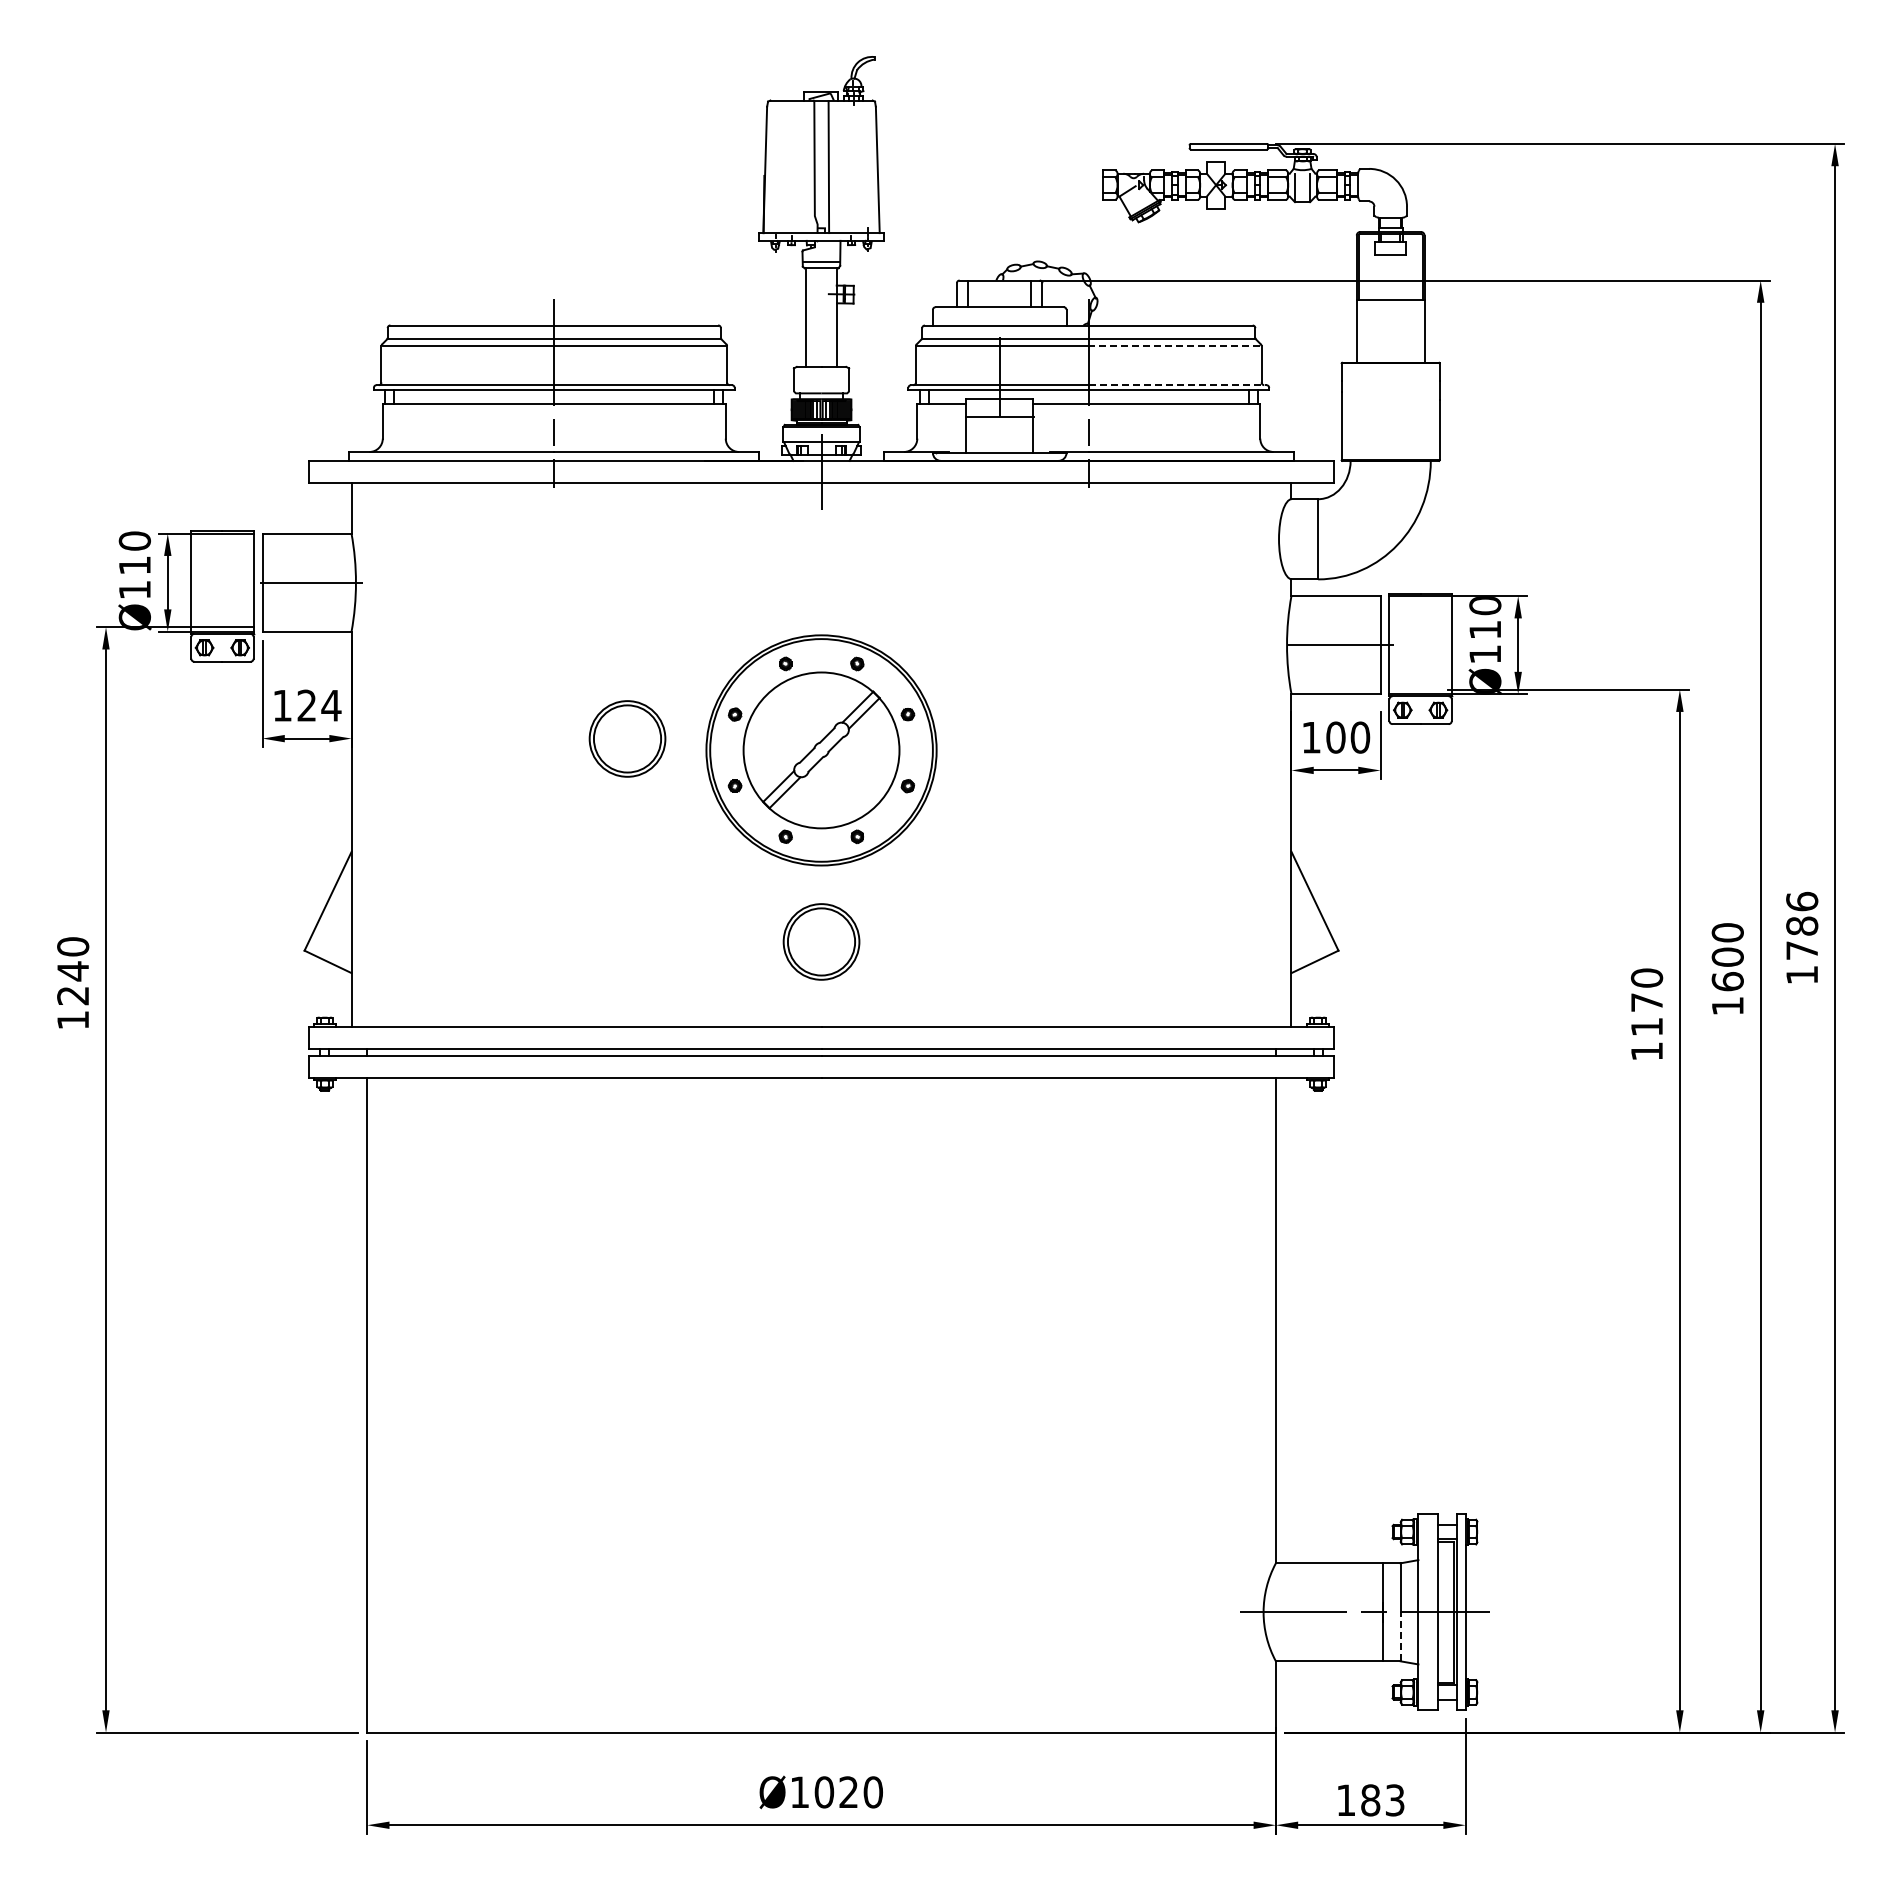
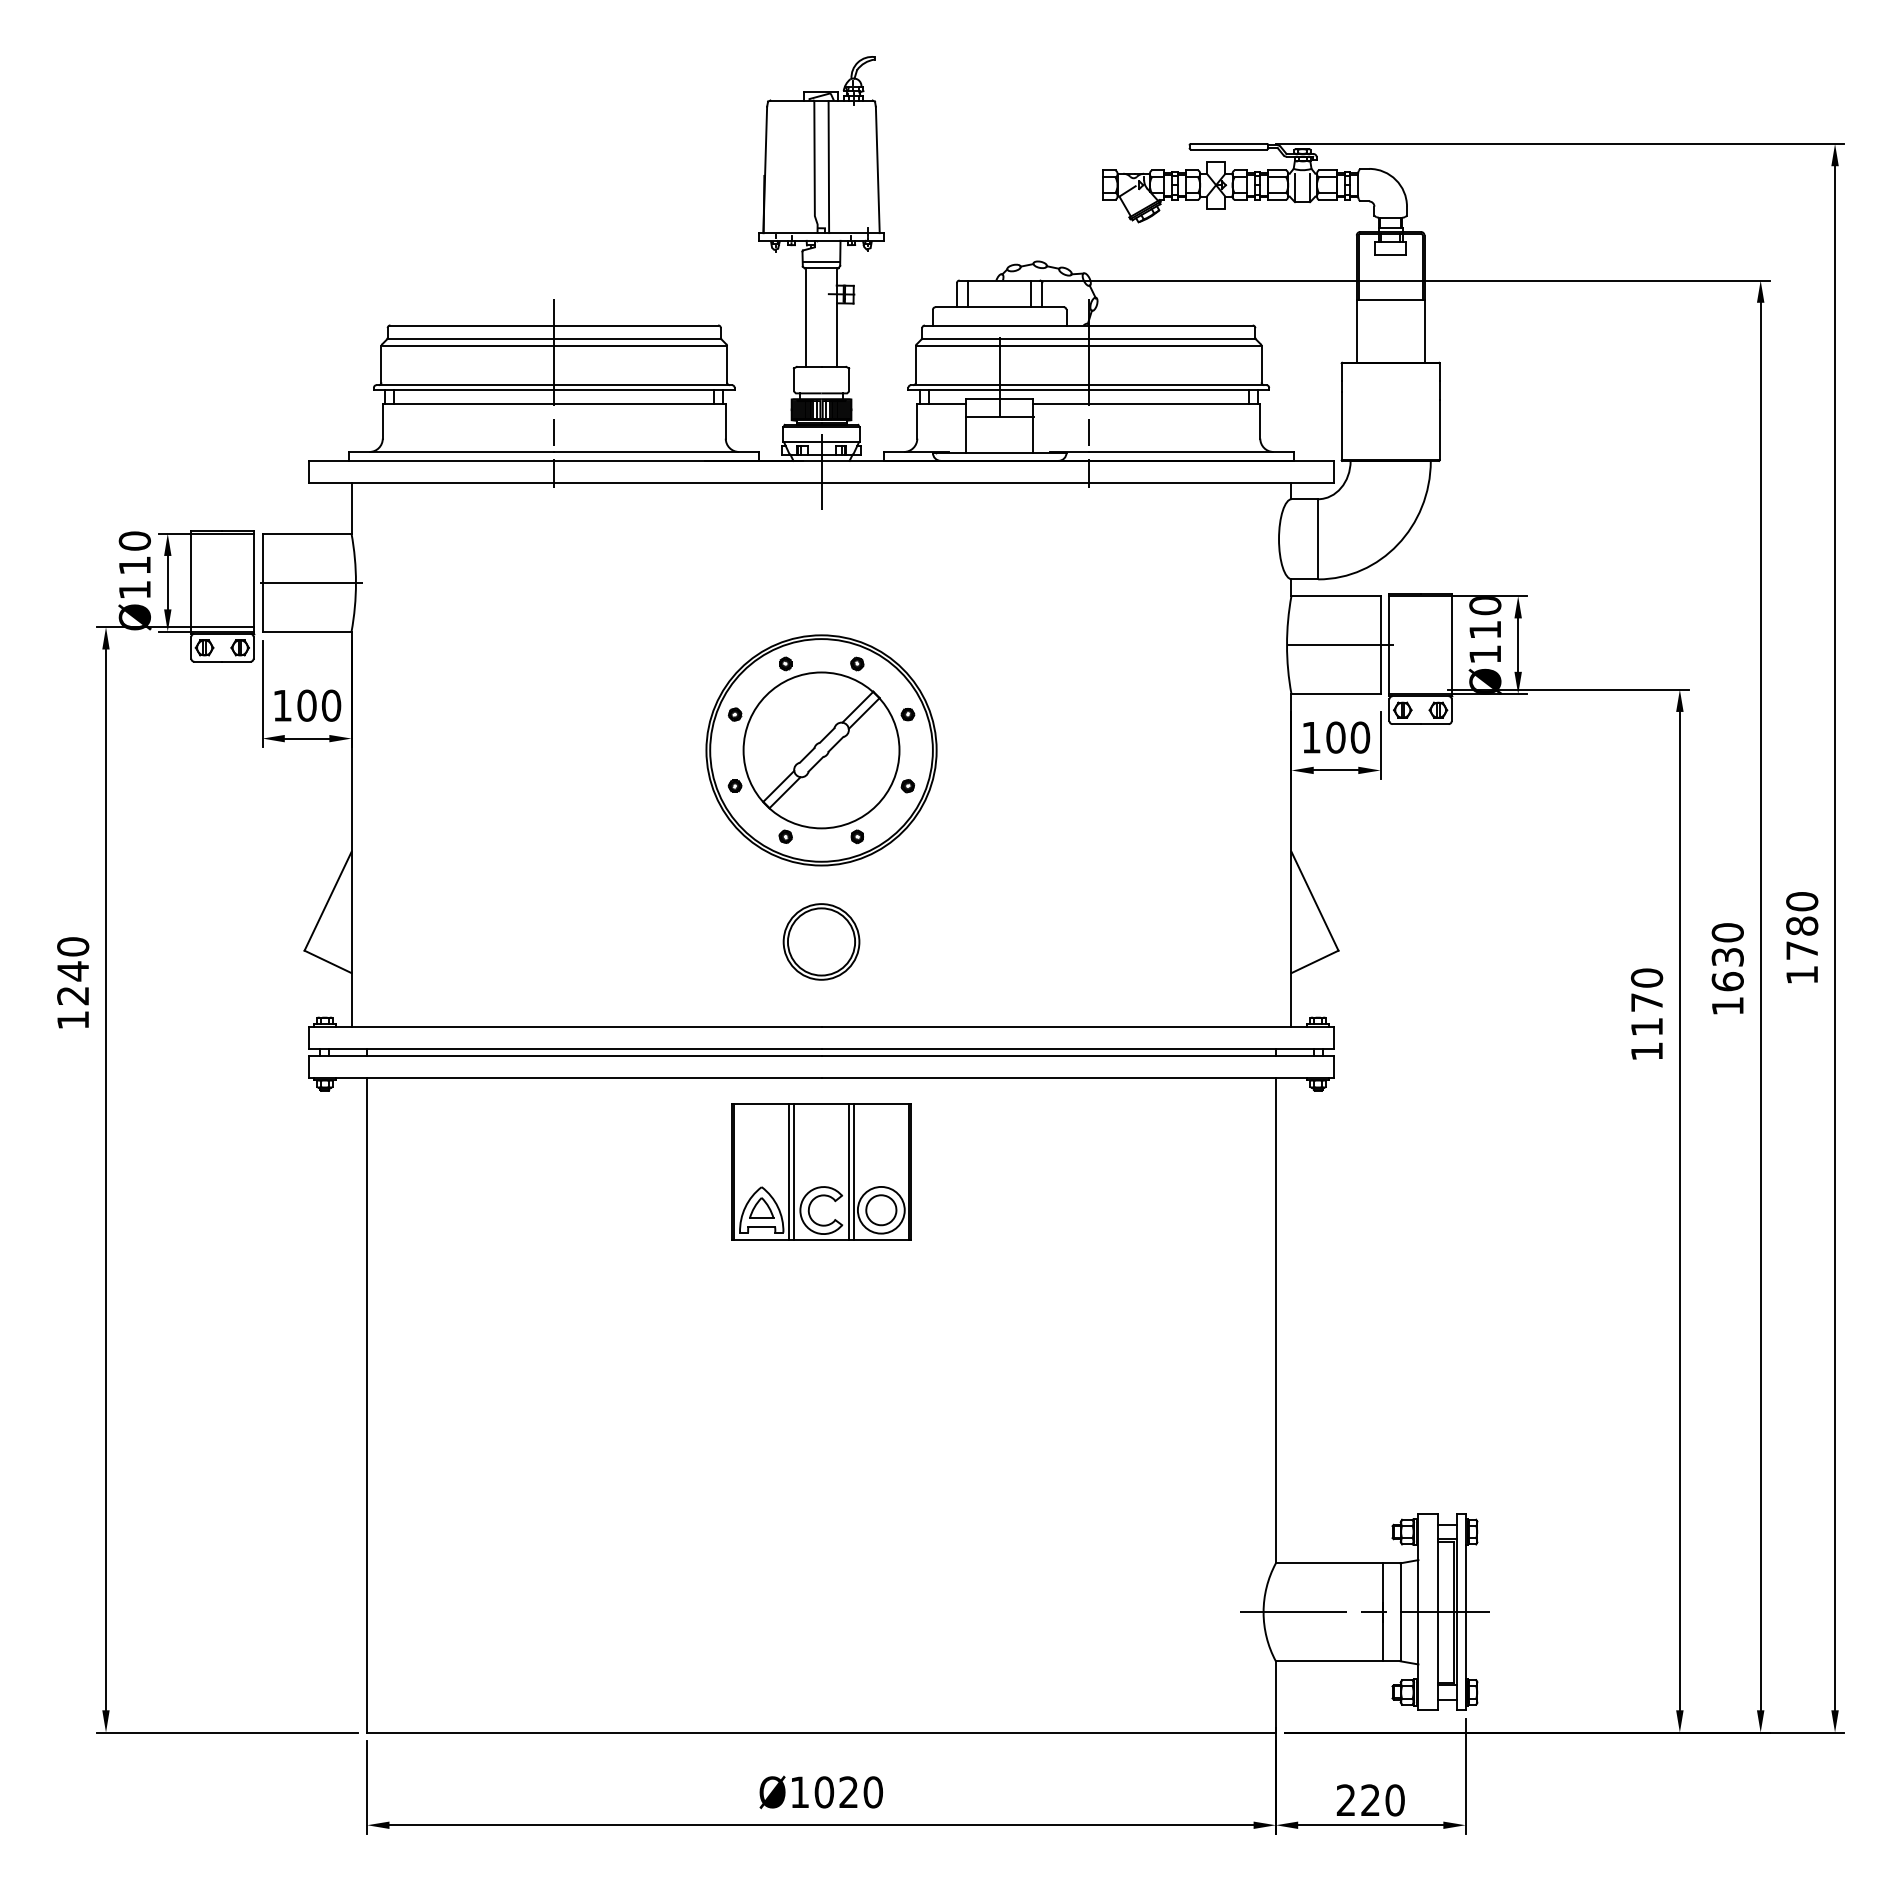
line: dashed -> solid (1174, 345)
line: dashed -> solid (1177, 385)
text: 124 -> 100 (319, 705)
part: present -> none (627, 738)
text: 1786 -> 1780 (1802, 901)
text: 1600 -> 1630 (1727, 956)
part: none -> present (821, 1171)
line: dashed -> solid (1400, 1636)
text: 183 -> 220 (1370, 1800)
